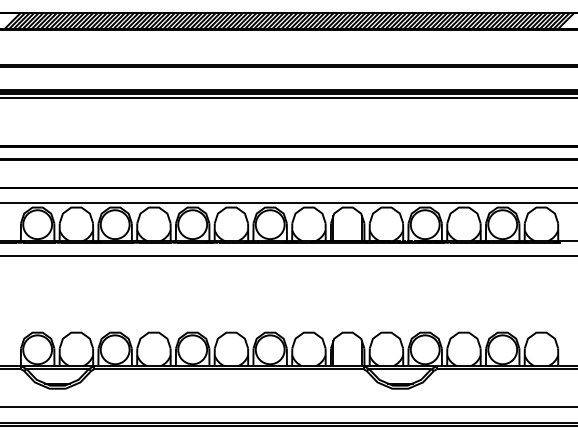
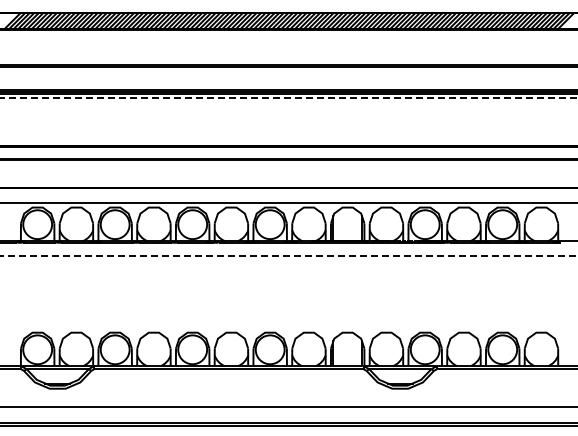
line: solid -> dashed (288, 98)
line: solid -> dashed (288, 256)
